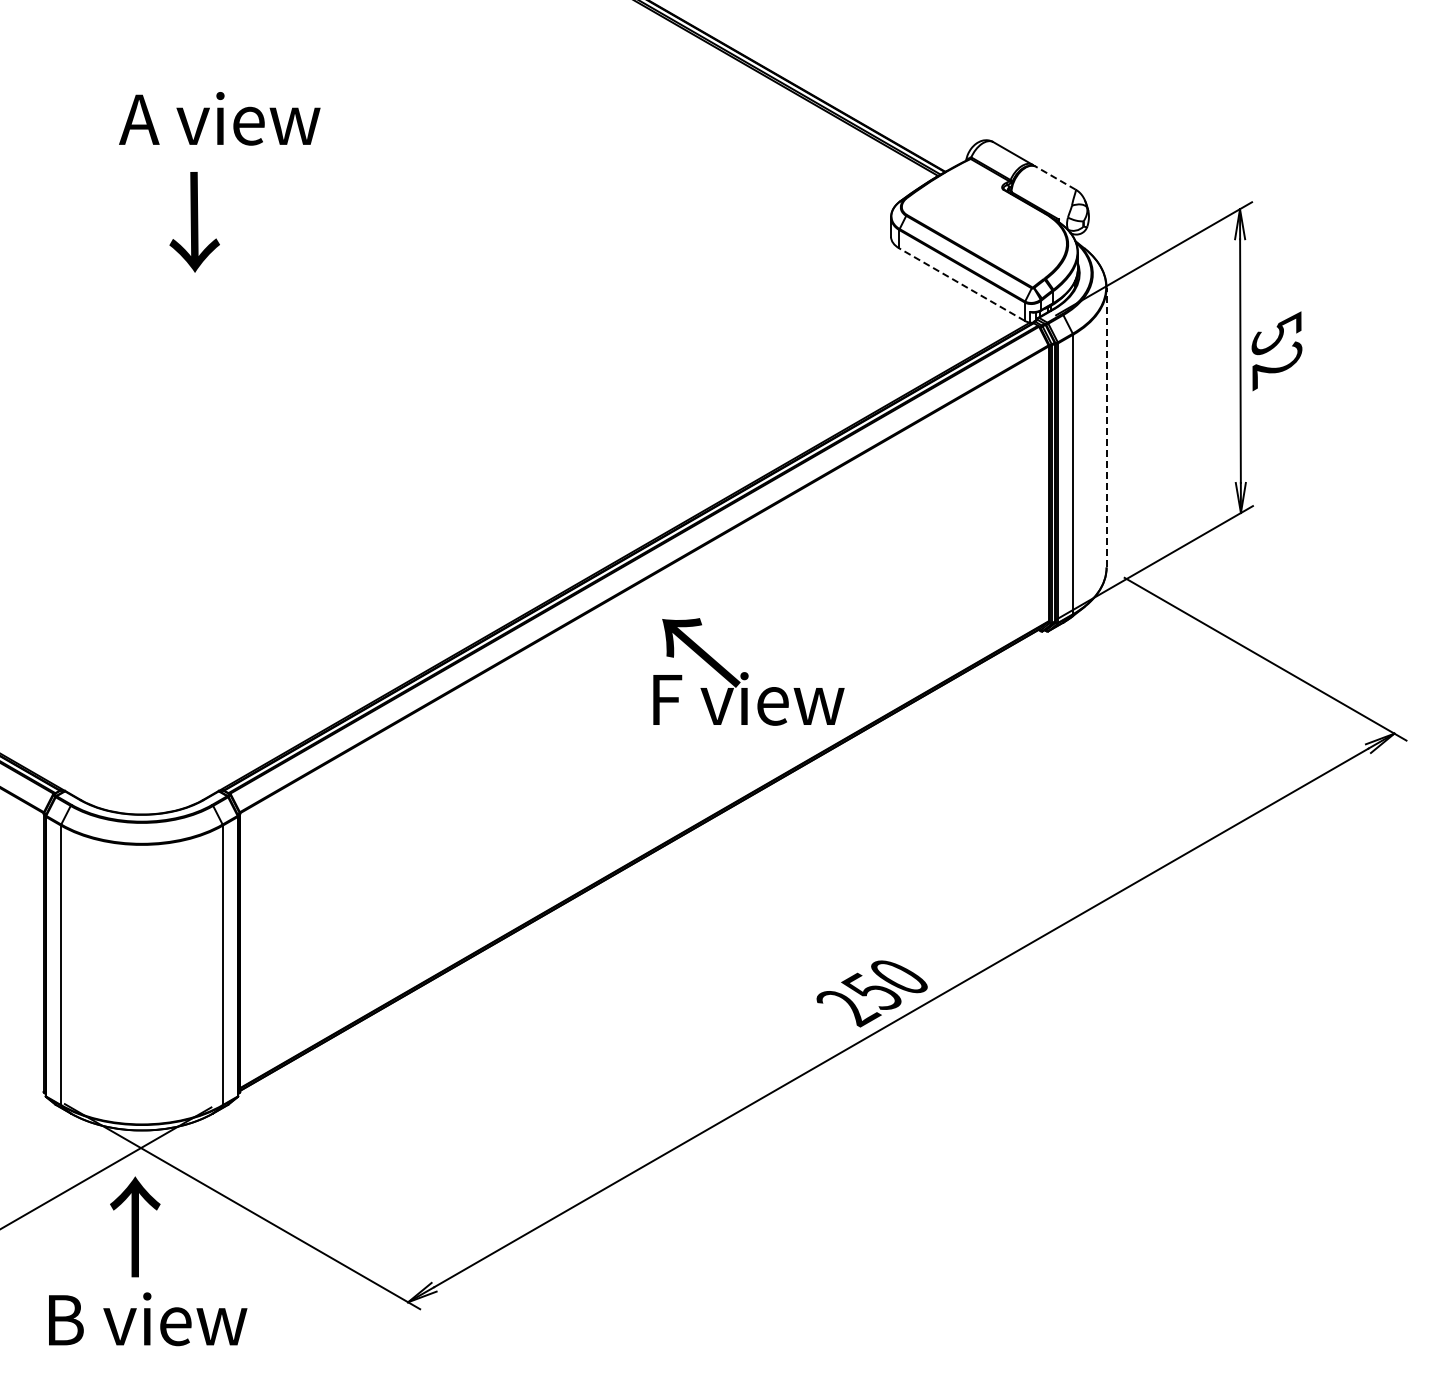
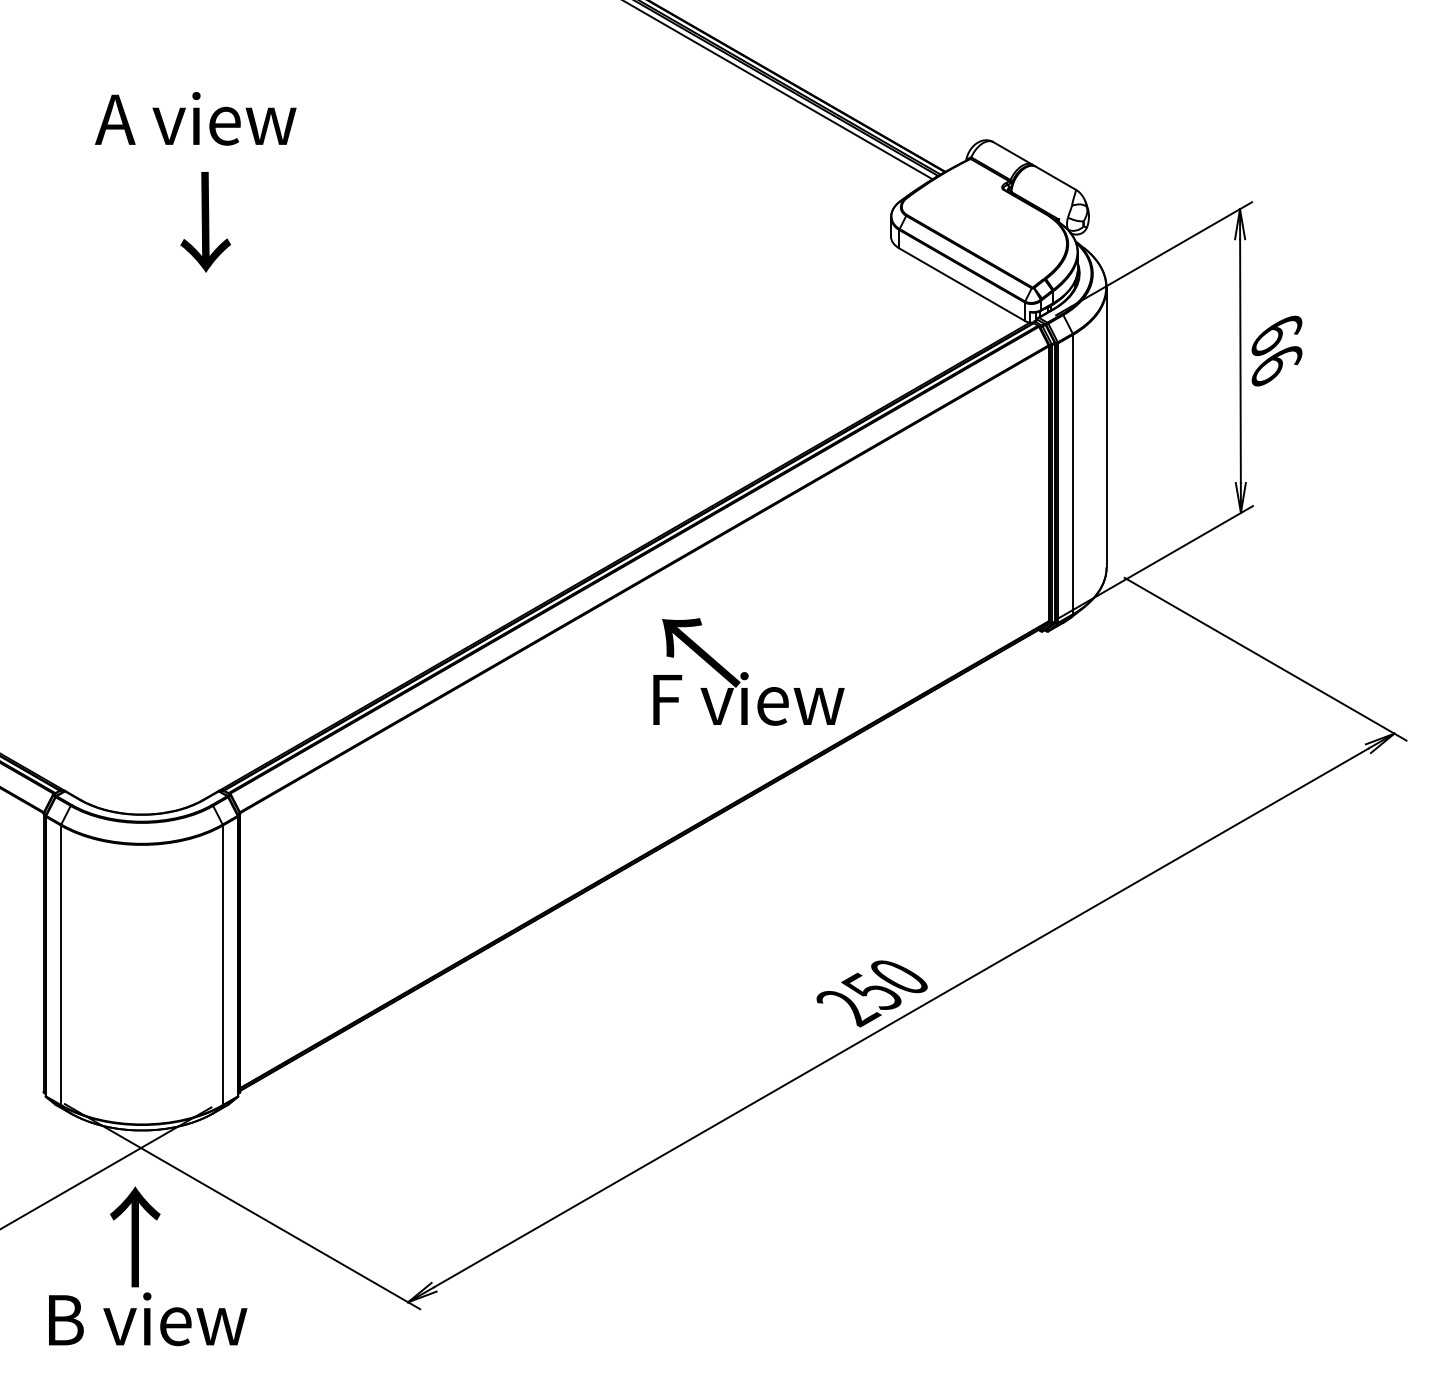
line: none -> present (778, 90)
text position: (219, 118) -> (195, 118) (195, 118)
line: dashed -> solid (1055, 177)
text position: (194, 222) -> (205, 222) (205, 222)
line: dashed -> solid (961, 284)
text: 52 -> 66 (1276, 351)
line: dashed -> solid (1106, 427)
text position: (135, 1226) -> (135, 1236) (135, 1236)
